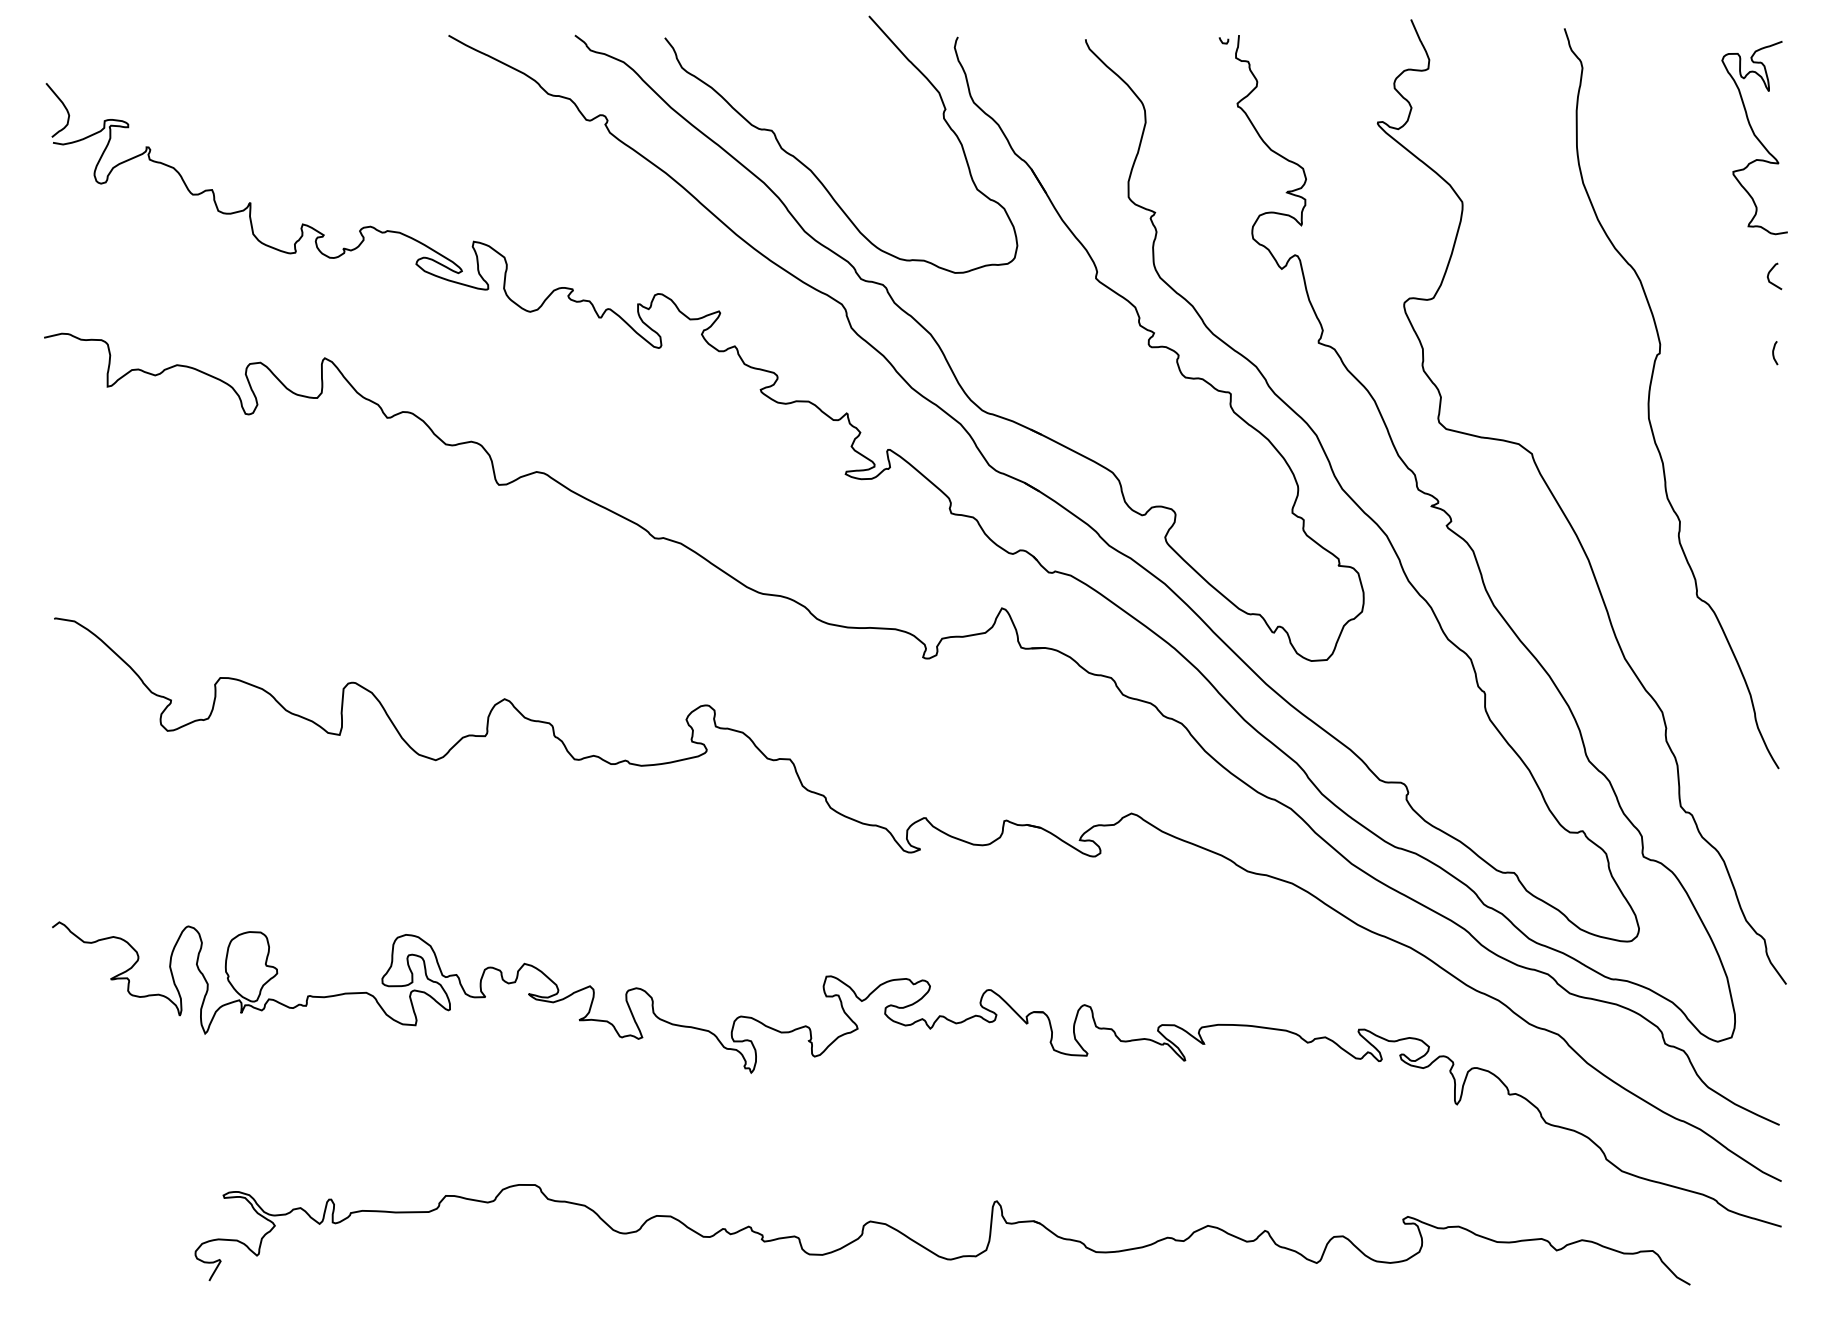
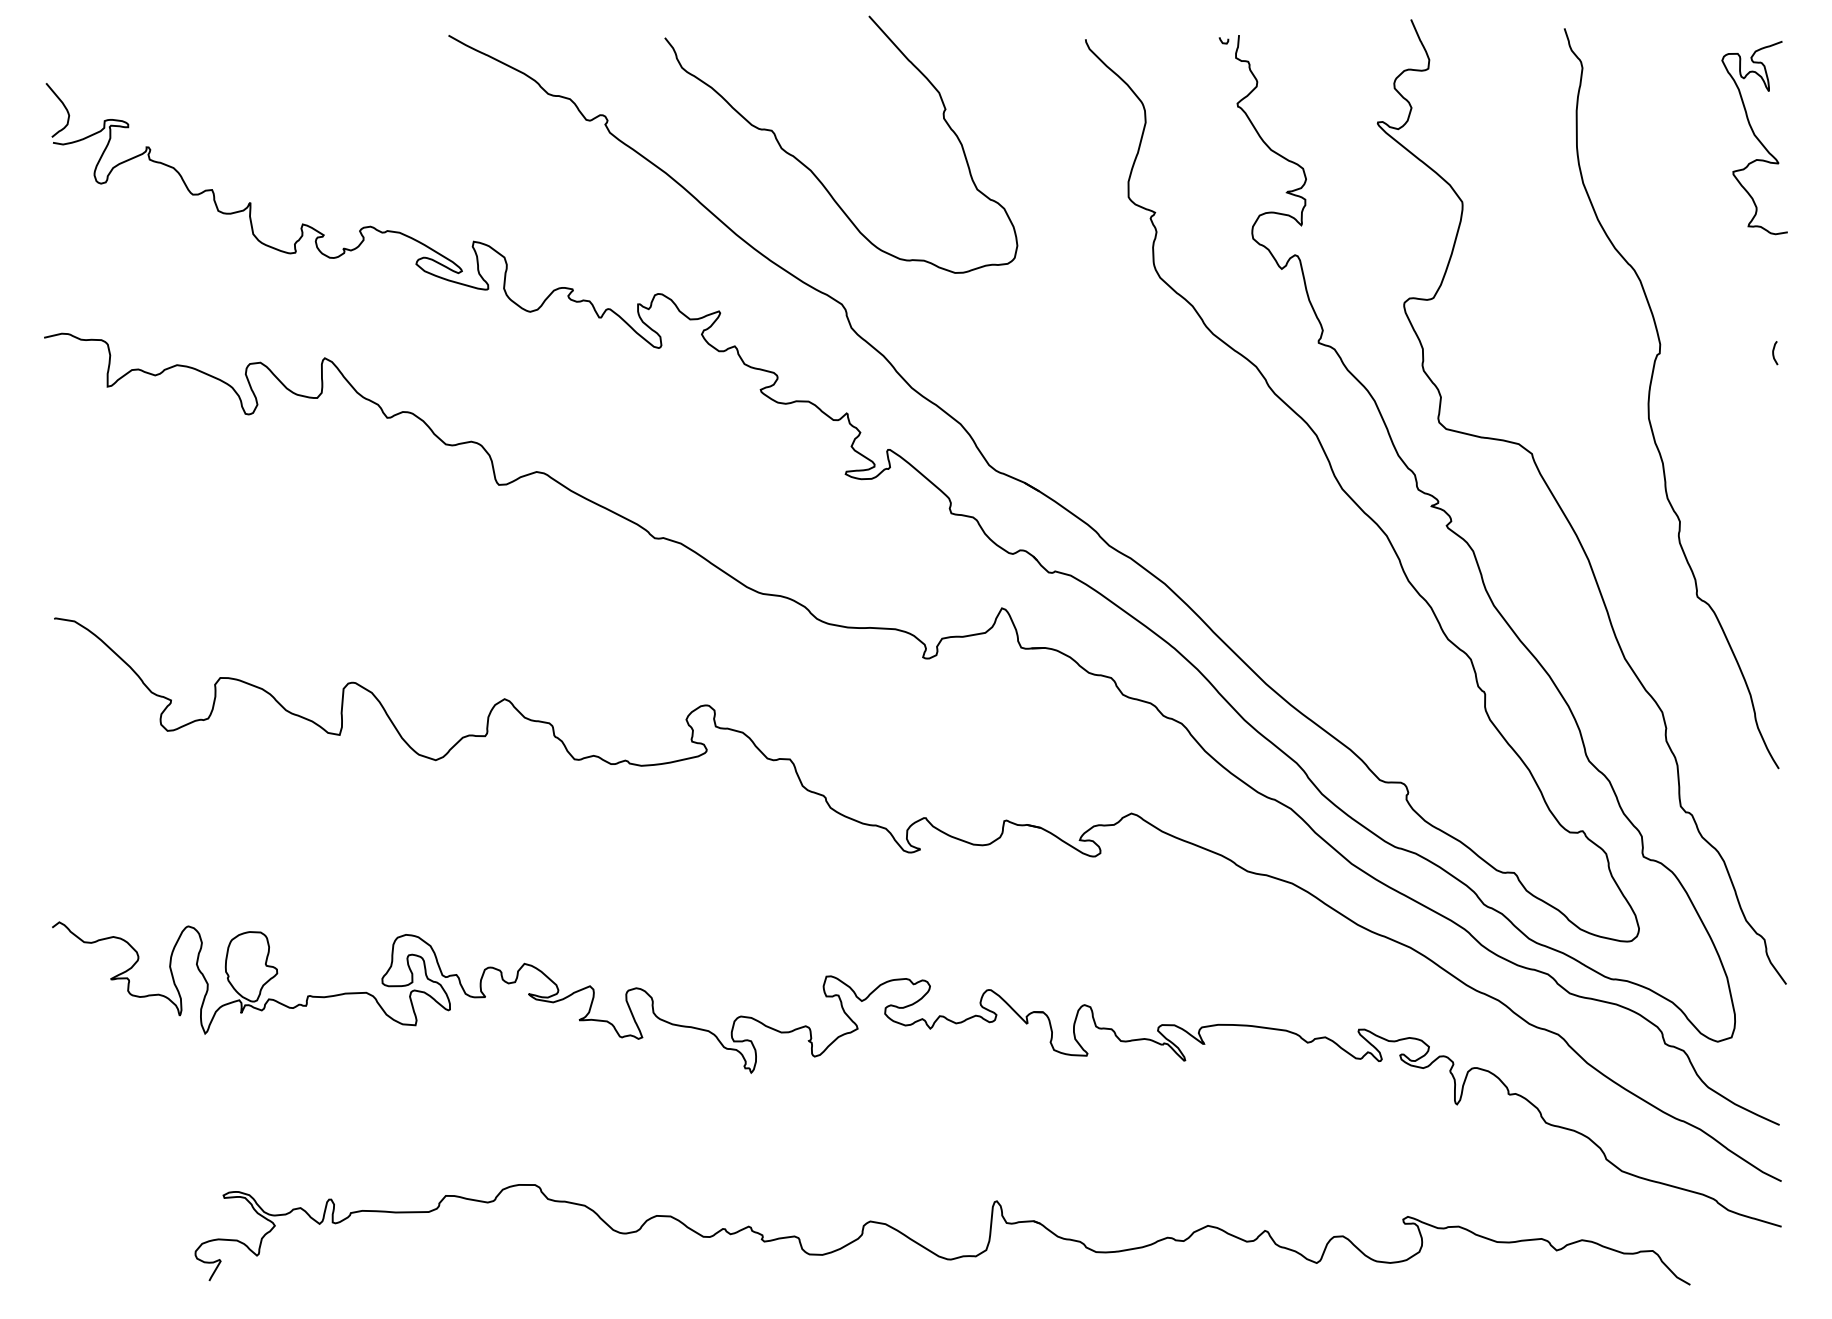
curve: present -> none (1769, 274)
part: present -> none (947, 359)
